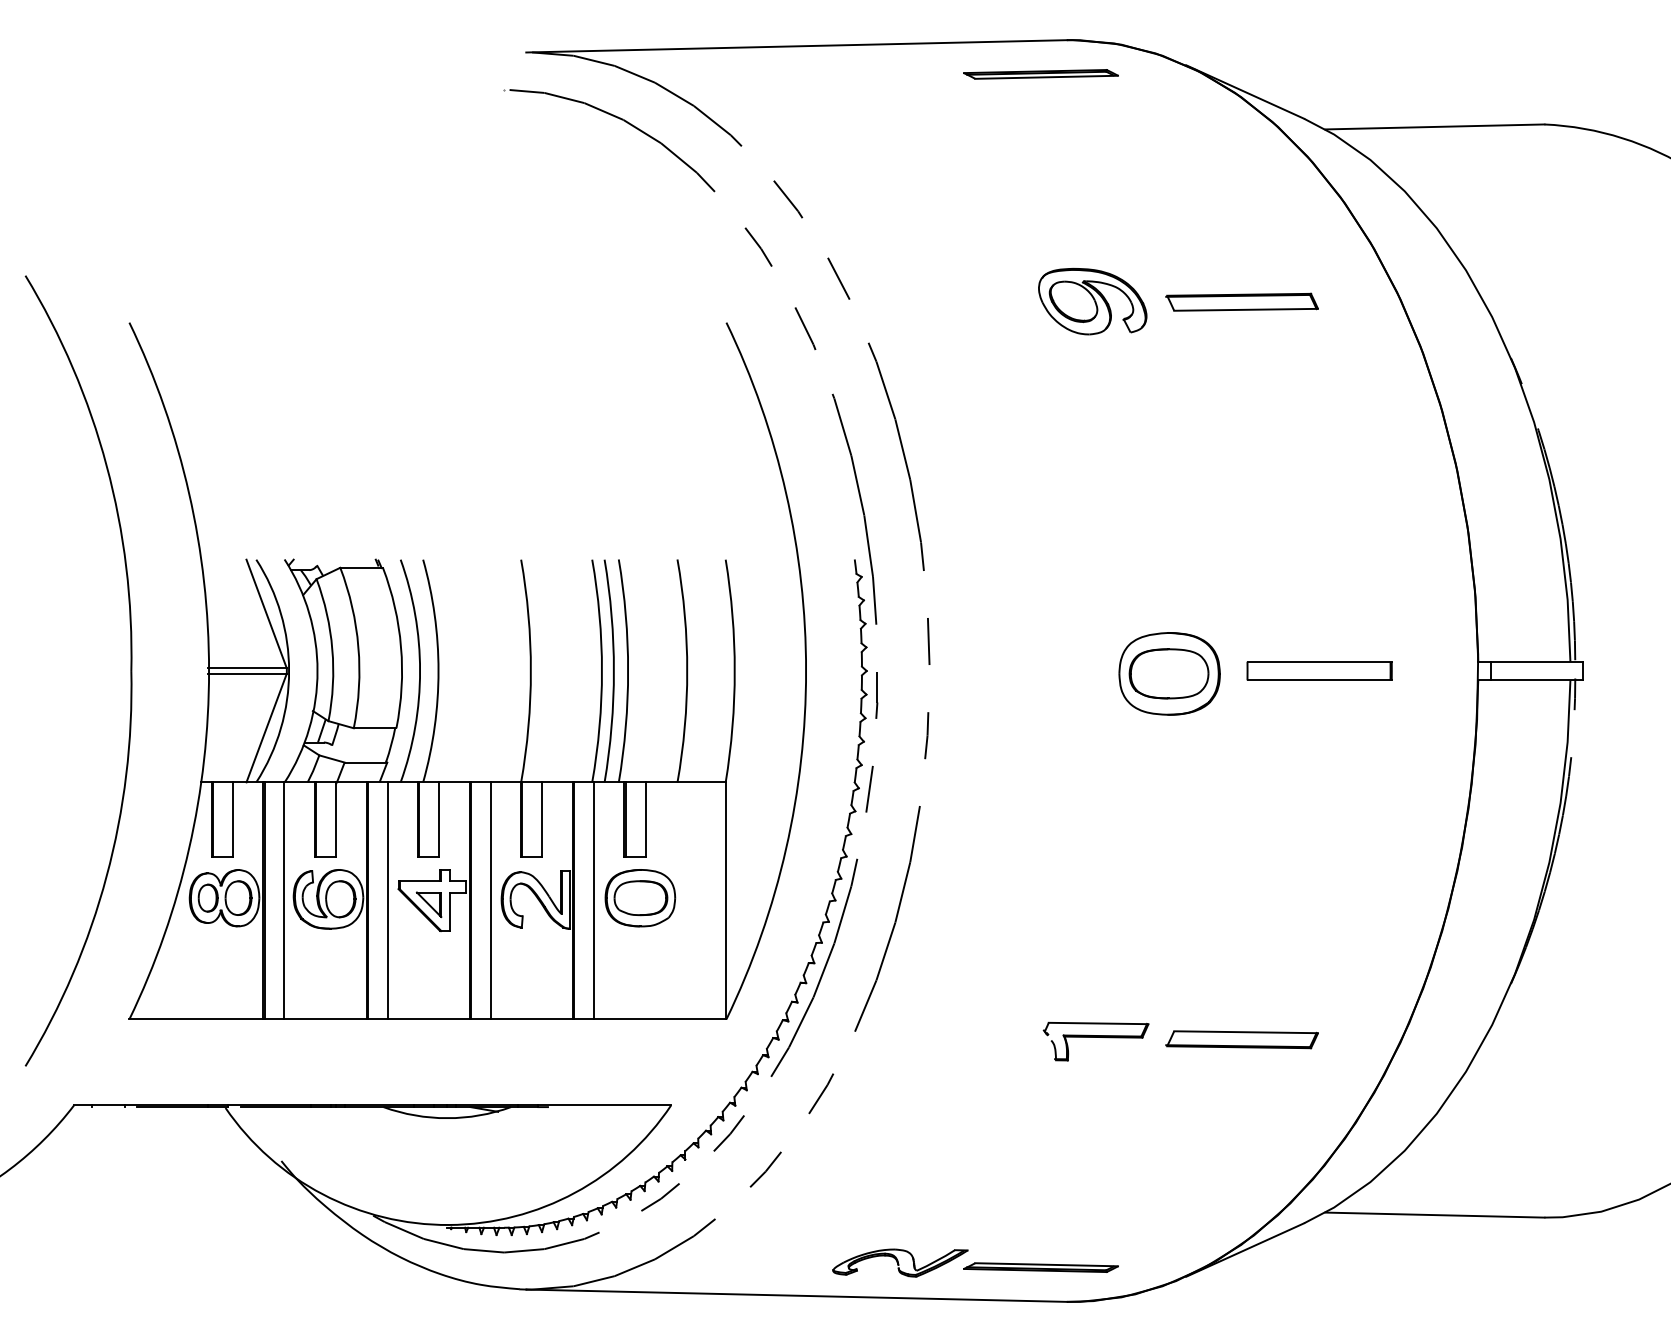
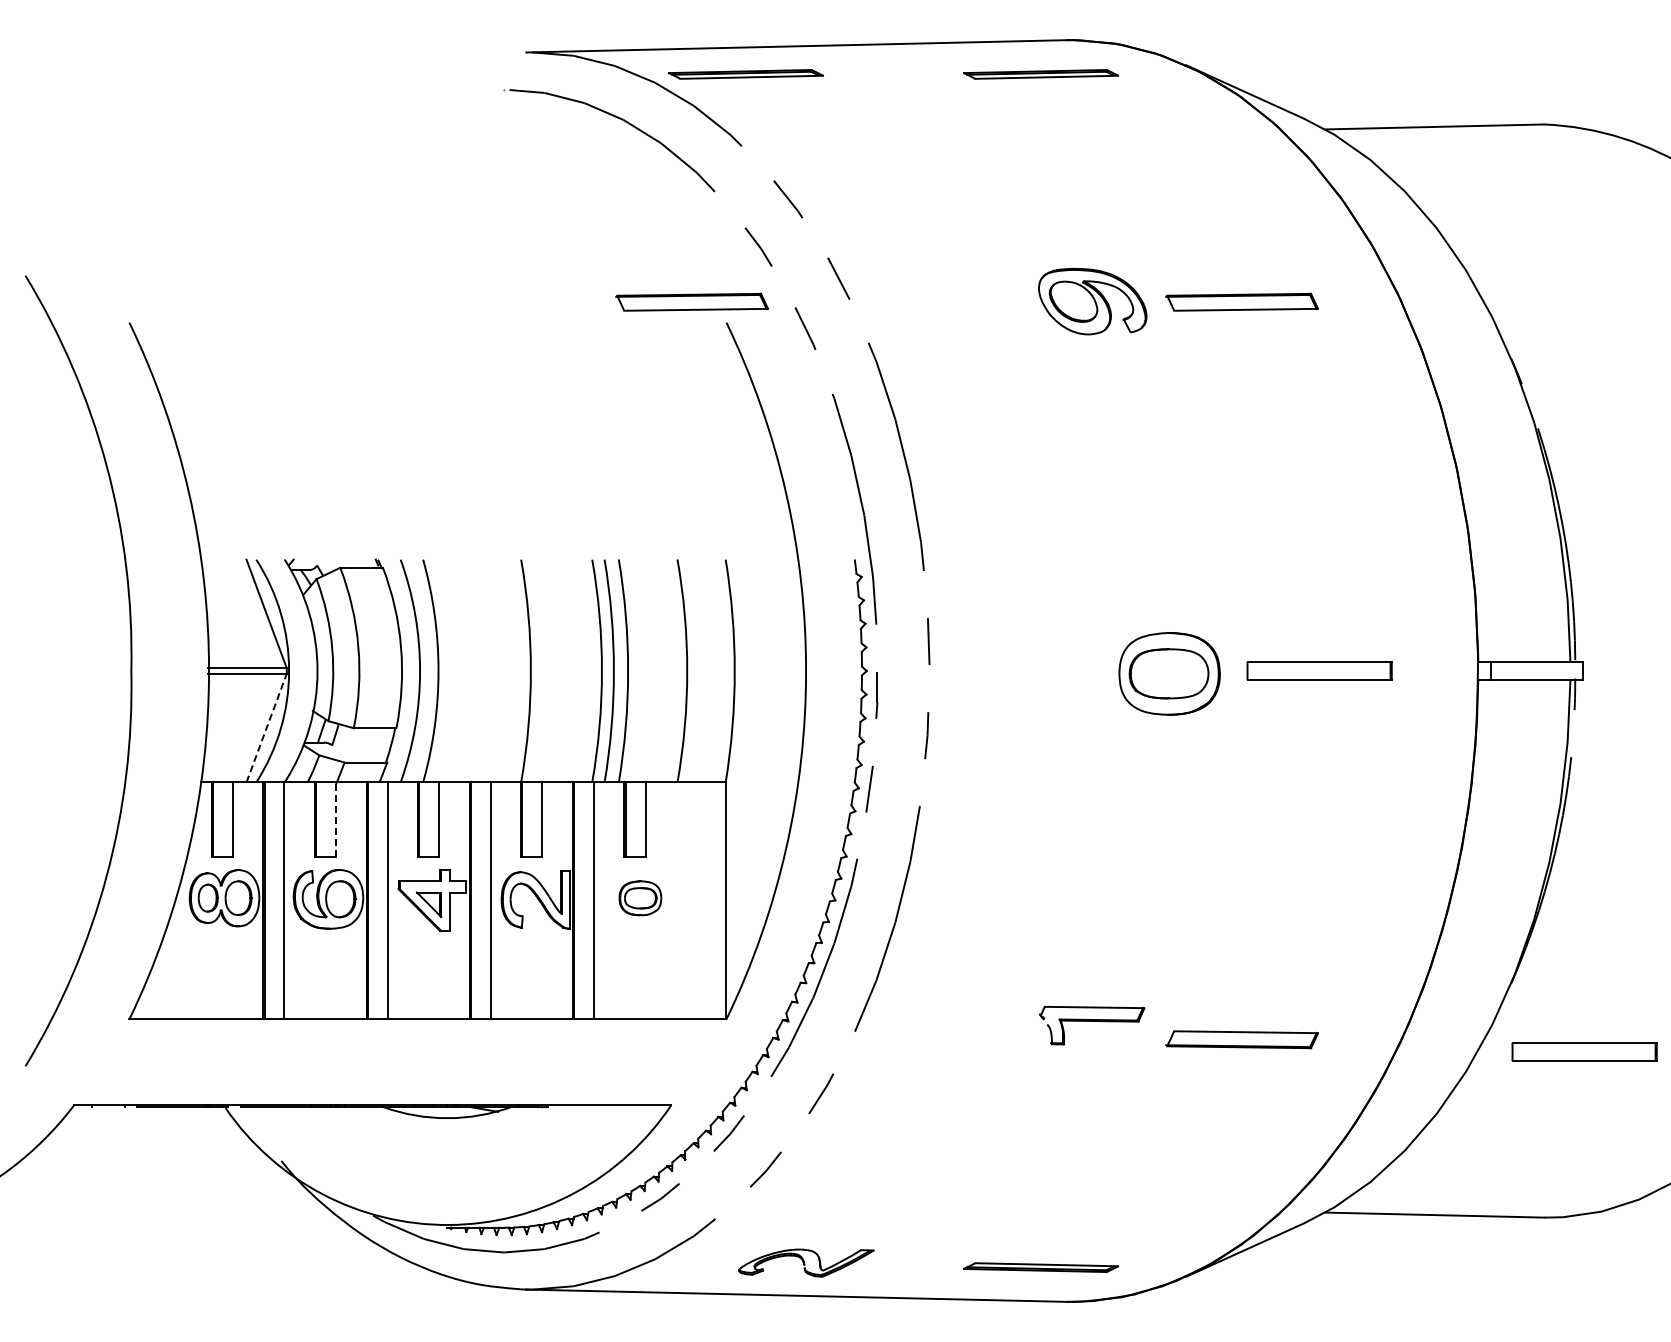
part: none -> present (745, 74)
part: none -> present (691, 301)
line: solid -> dashed (266, 728)
line: solid -> dashed (336, 818)
part size: 73x59 px -> 45x37 px (640, 898)
part position: (1095, 1041) -> (1091, 1025) (1091, 1025)
part: none -> present (1584, 1051)
part position: (900, 1262) -> (806, 1262) (806, 1262)
